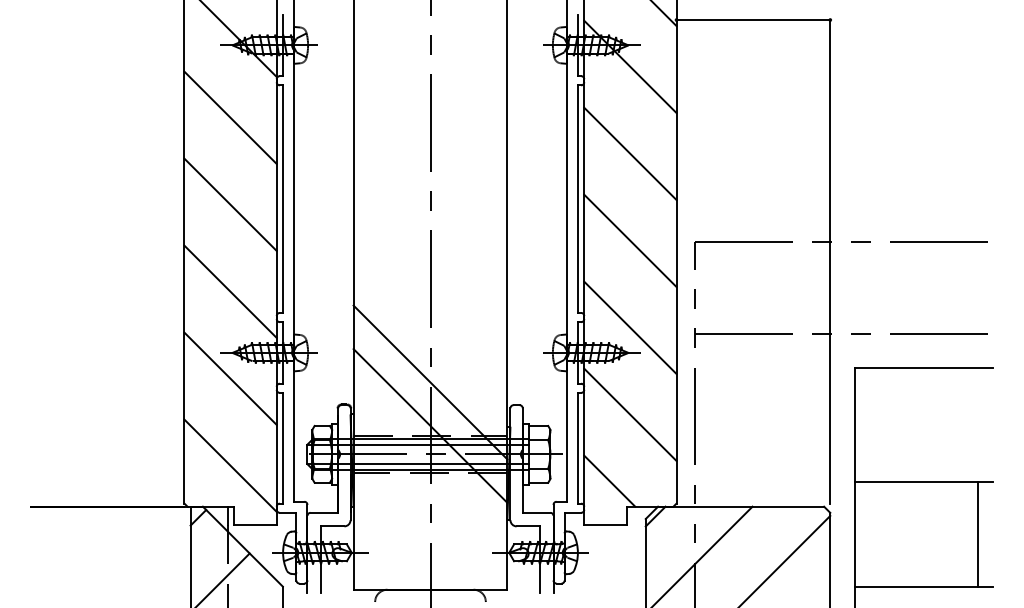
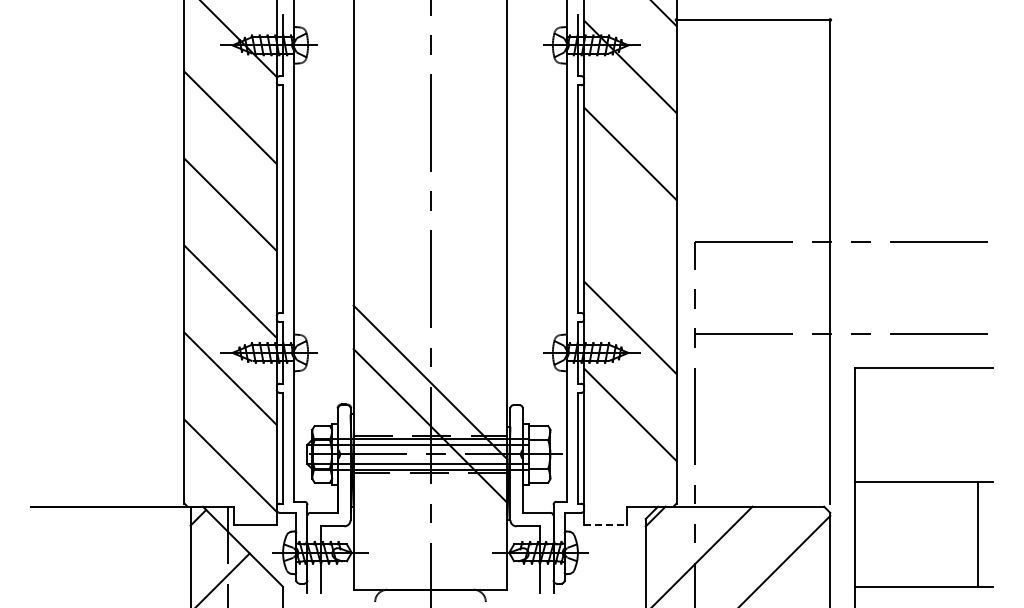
line: present -> none (630, 240)
line: present -> none (609, 480)
line: solid -> dashed (605, 525)
